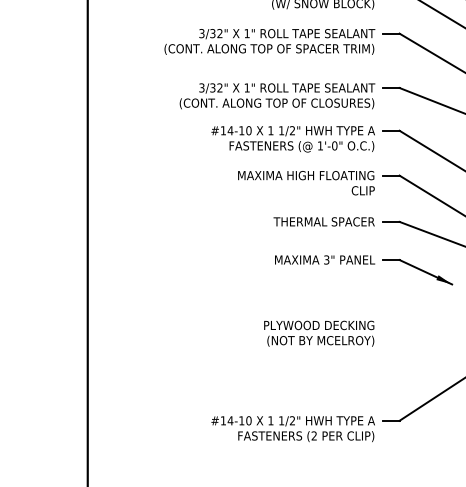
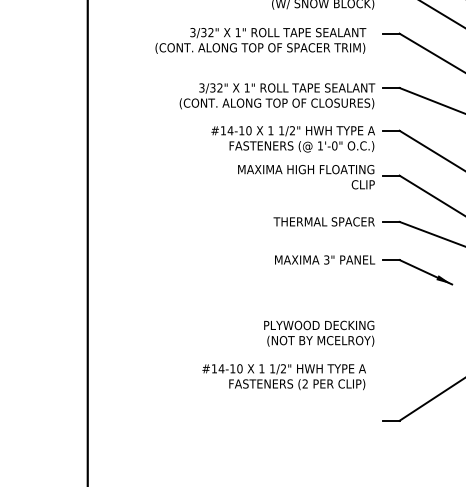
text position: (269, 41) -> (260, 40) (260, 40)
text position: (306, 183) -> (306, 177) (306, 177)
text position: (292, 429) -> (283, 377) (283, 377)
